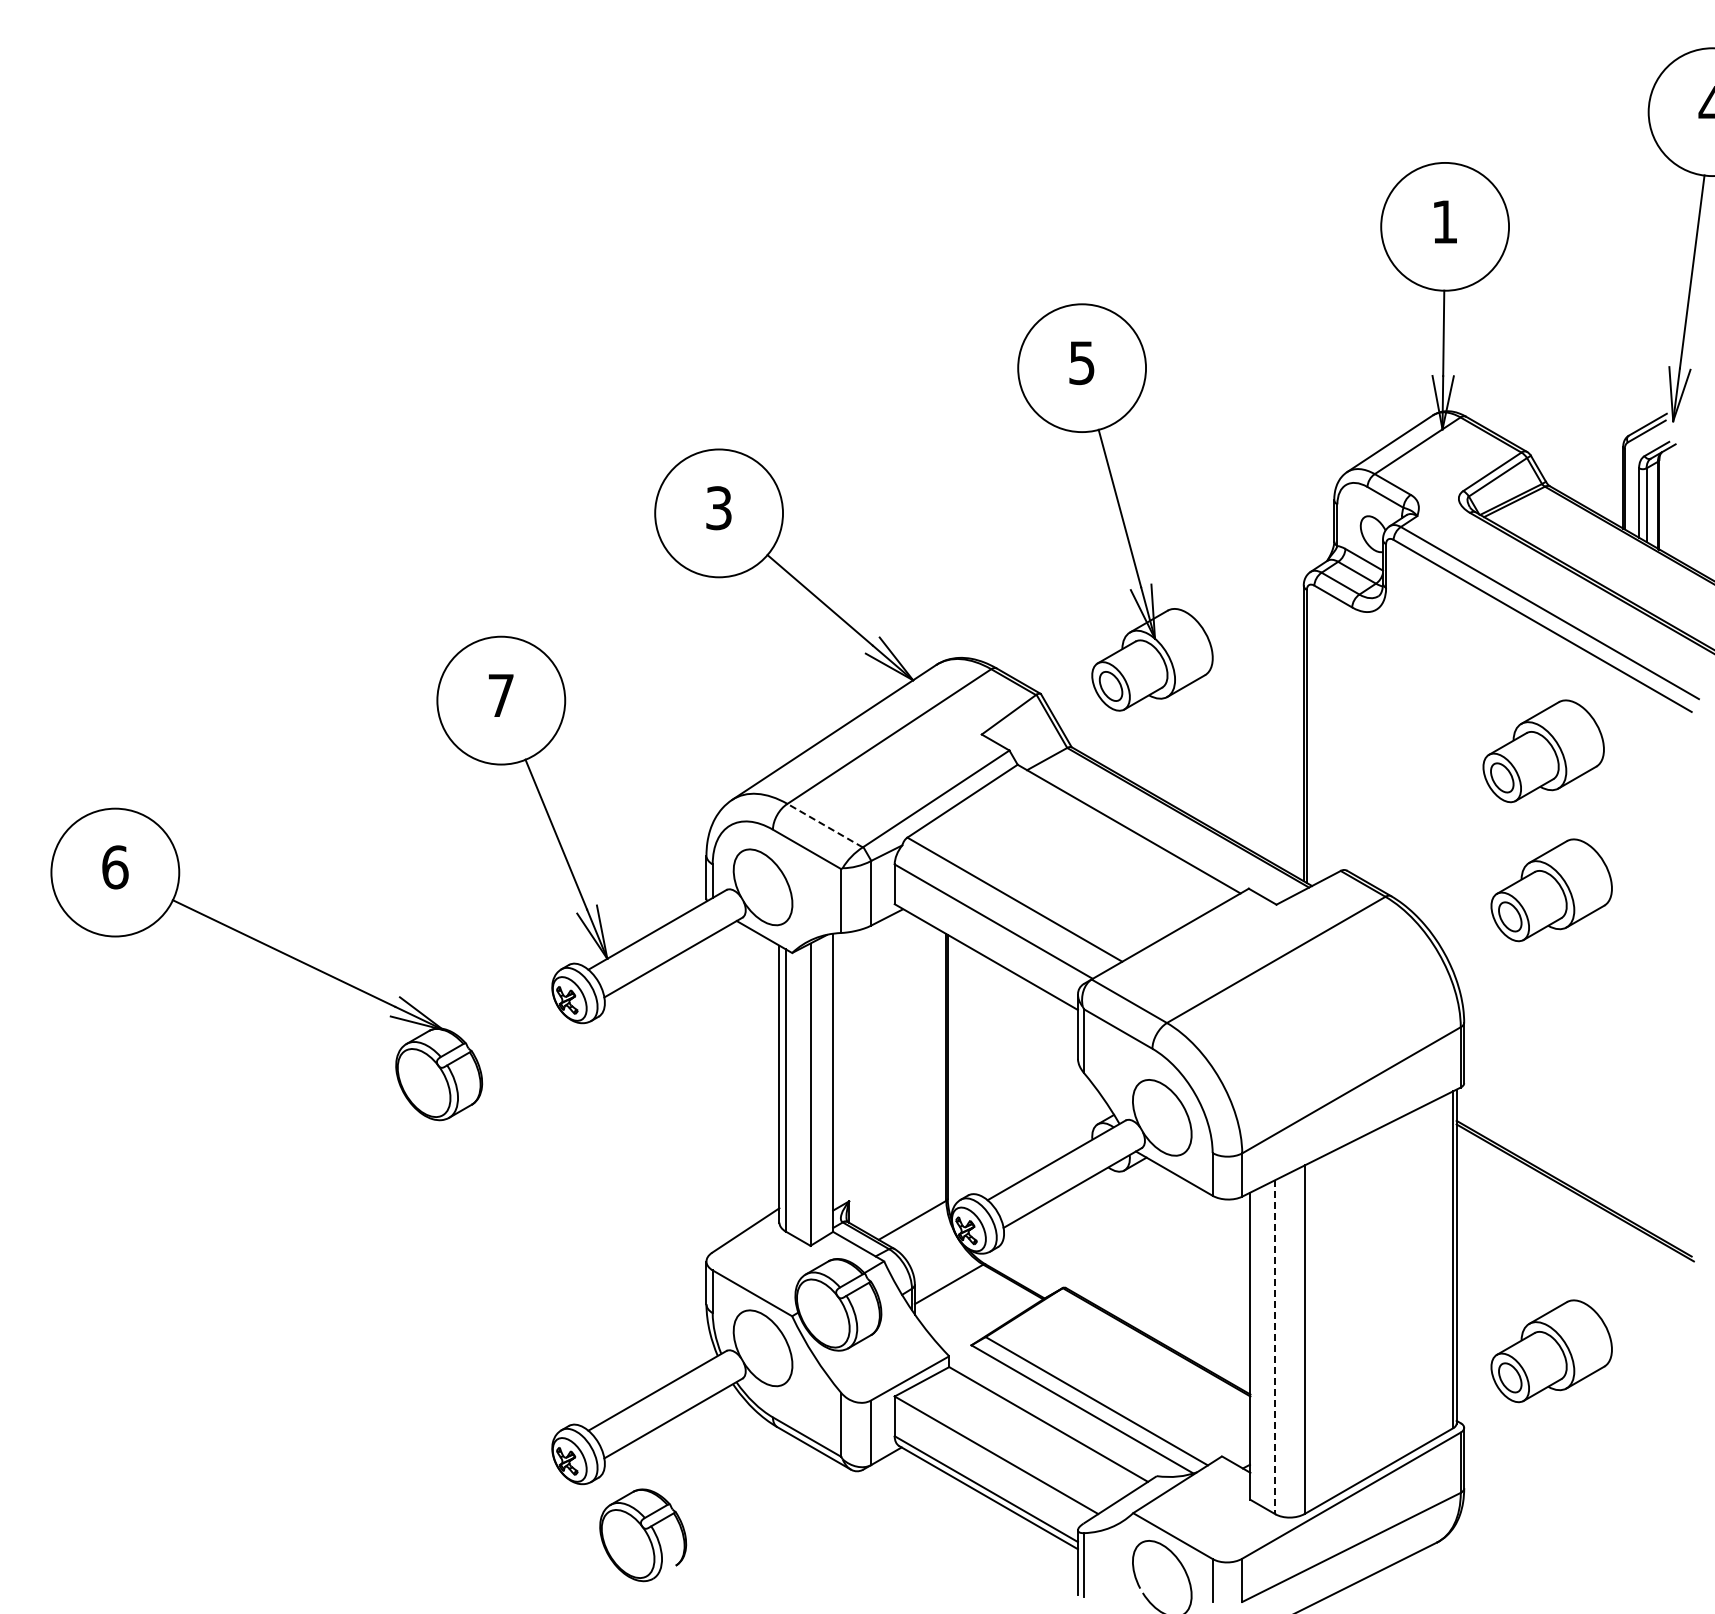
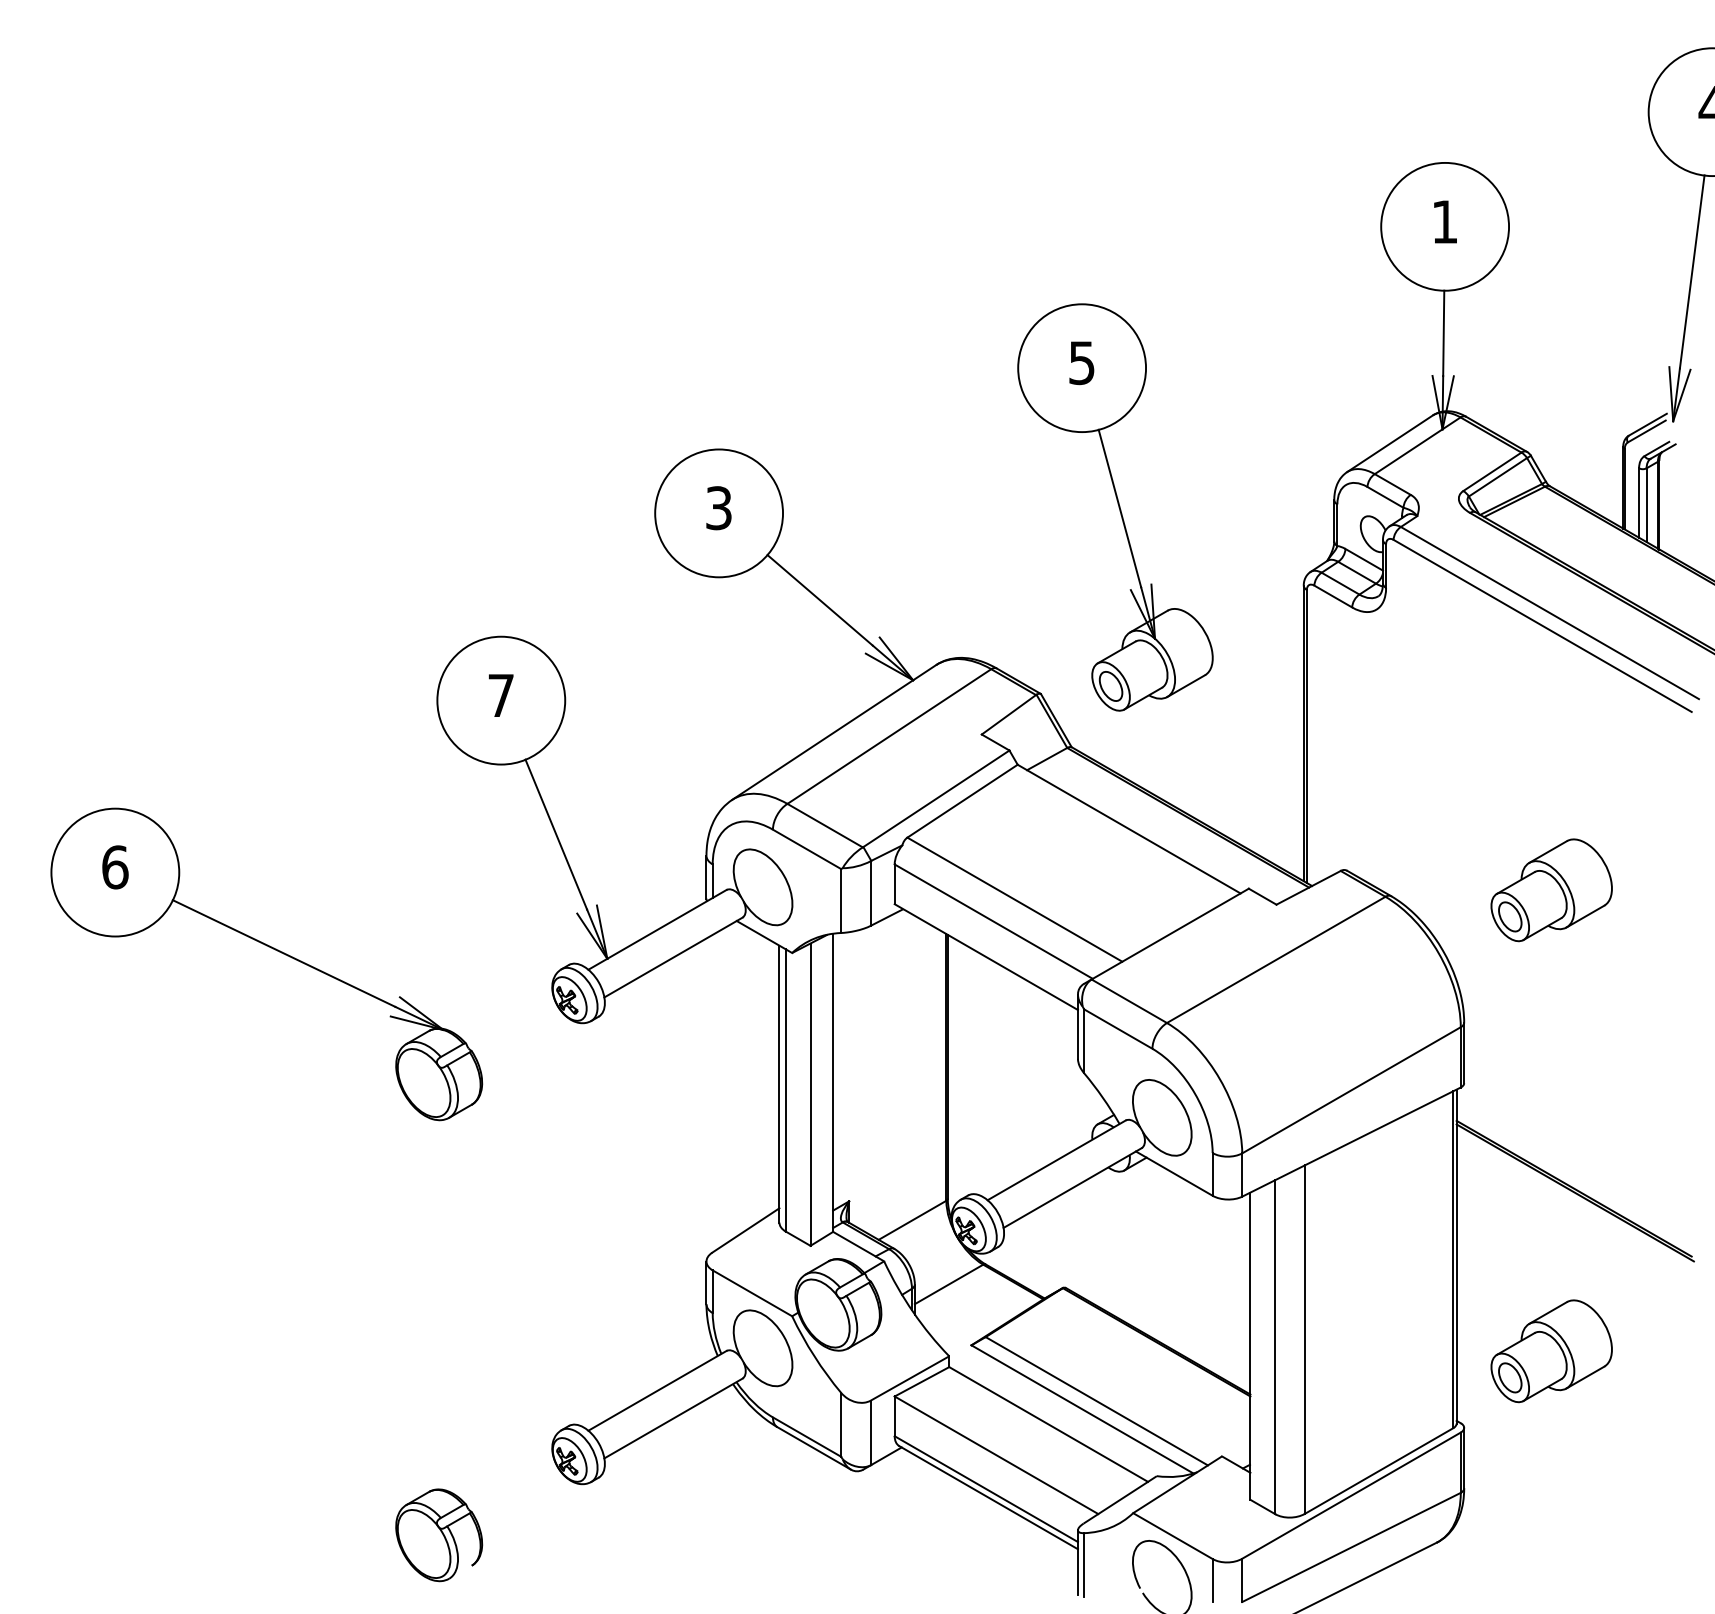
part: present -> none (1543, 751)
line: dashed -> solid (825, 825)
line: dashed -> solid (1275, 1347)
part position: (643, 1535) -> (439, 1535) (439, 1535)
